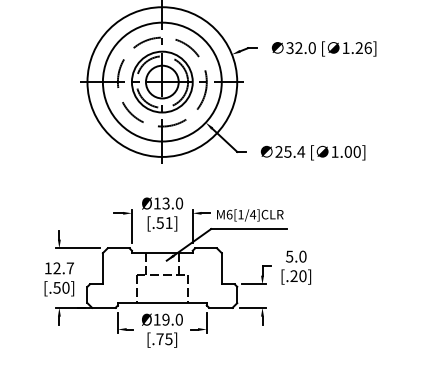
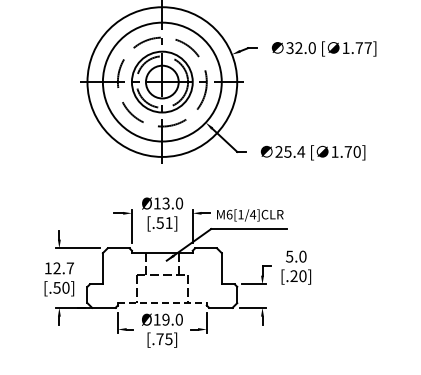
text: 1.26] -> 1.77] (363, 48)
text: 1.00] -> 1.70] (347, 151)
line: solid -> dashed (162, 303)
